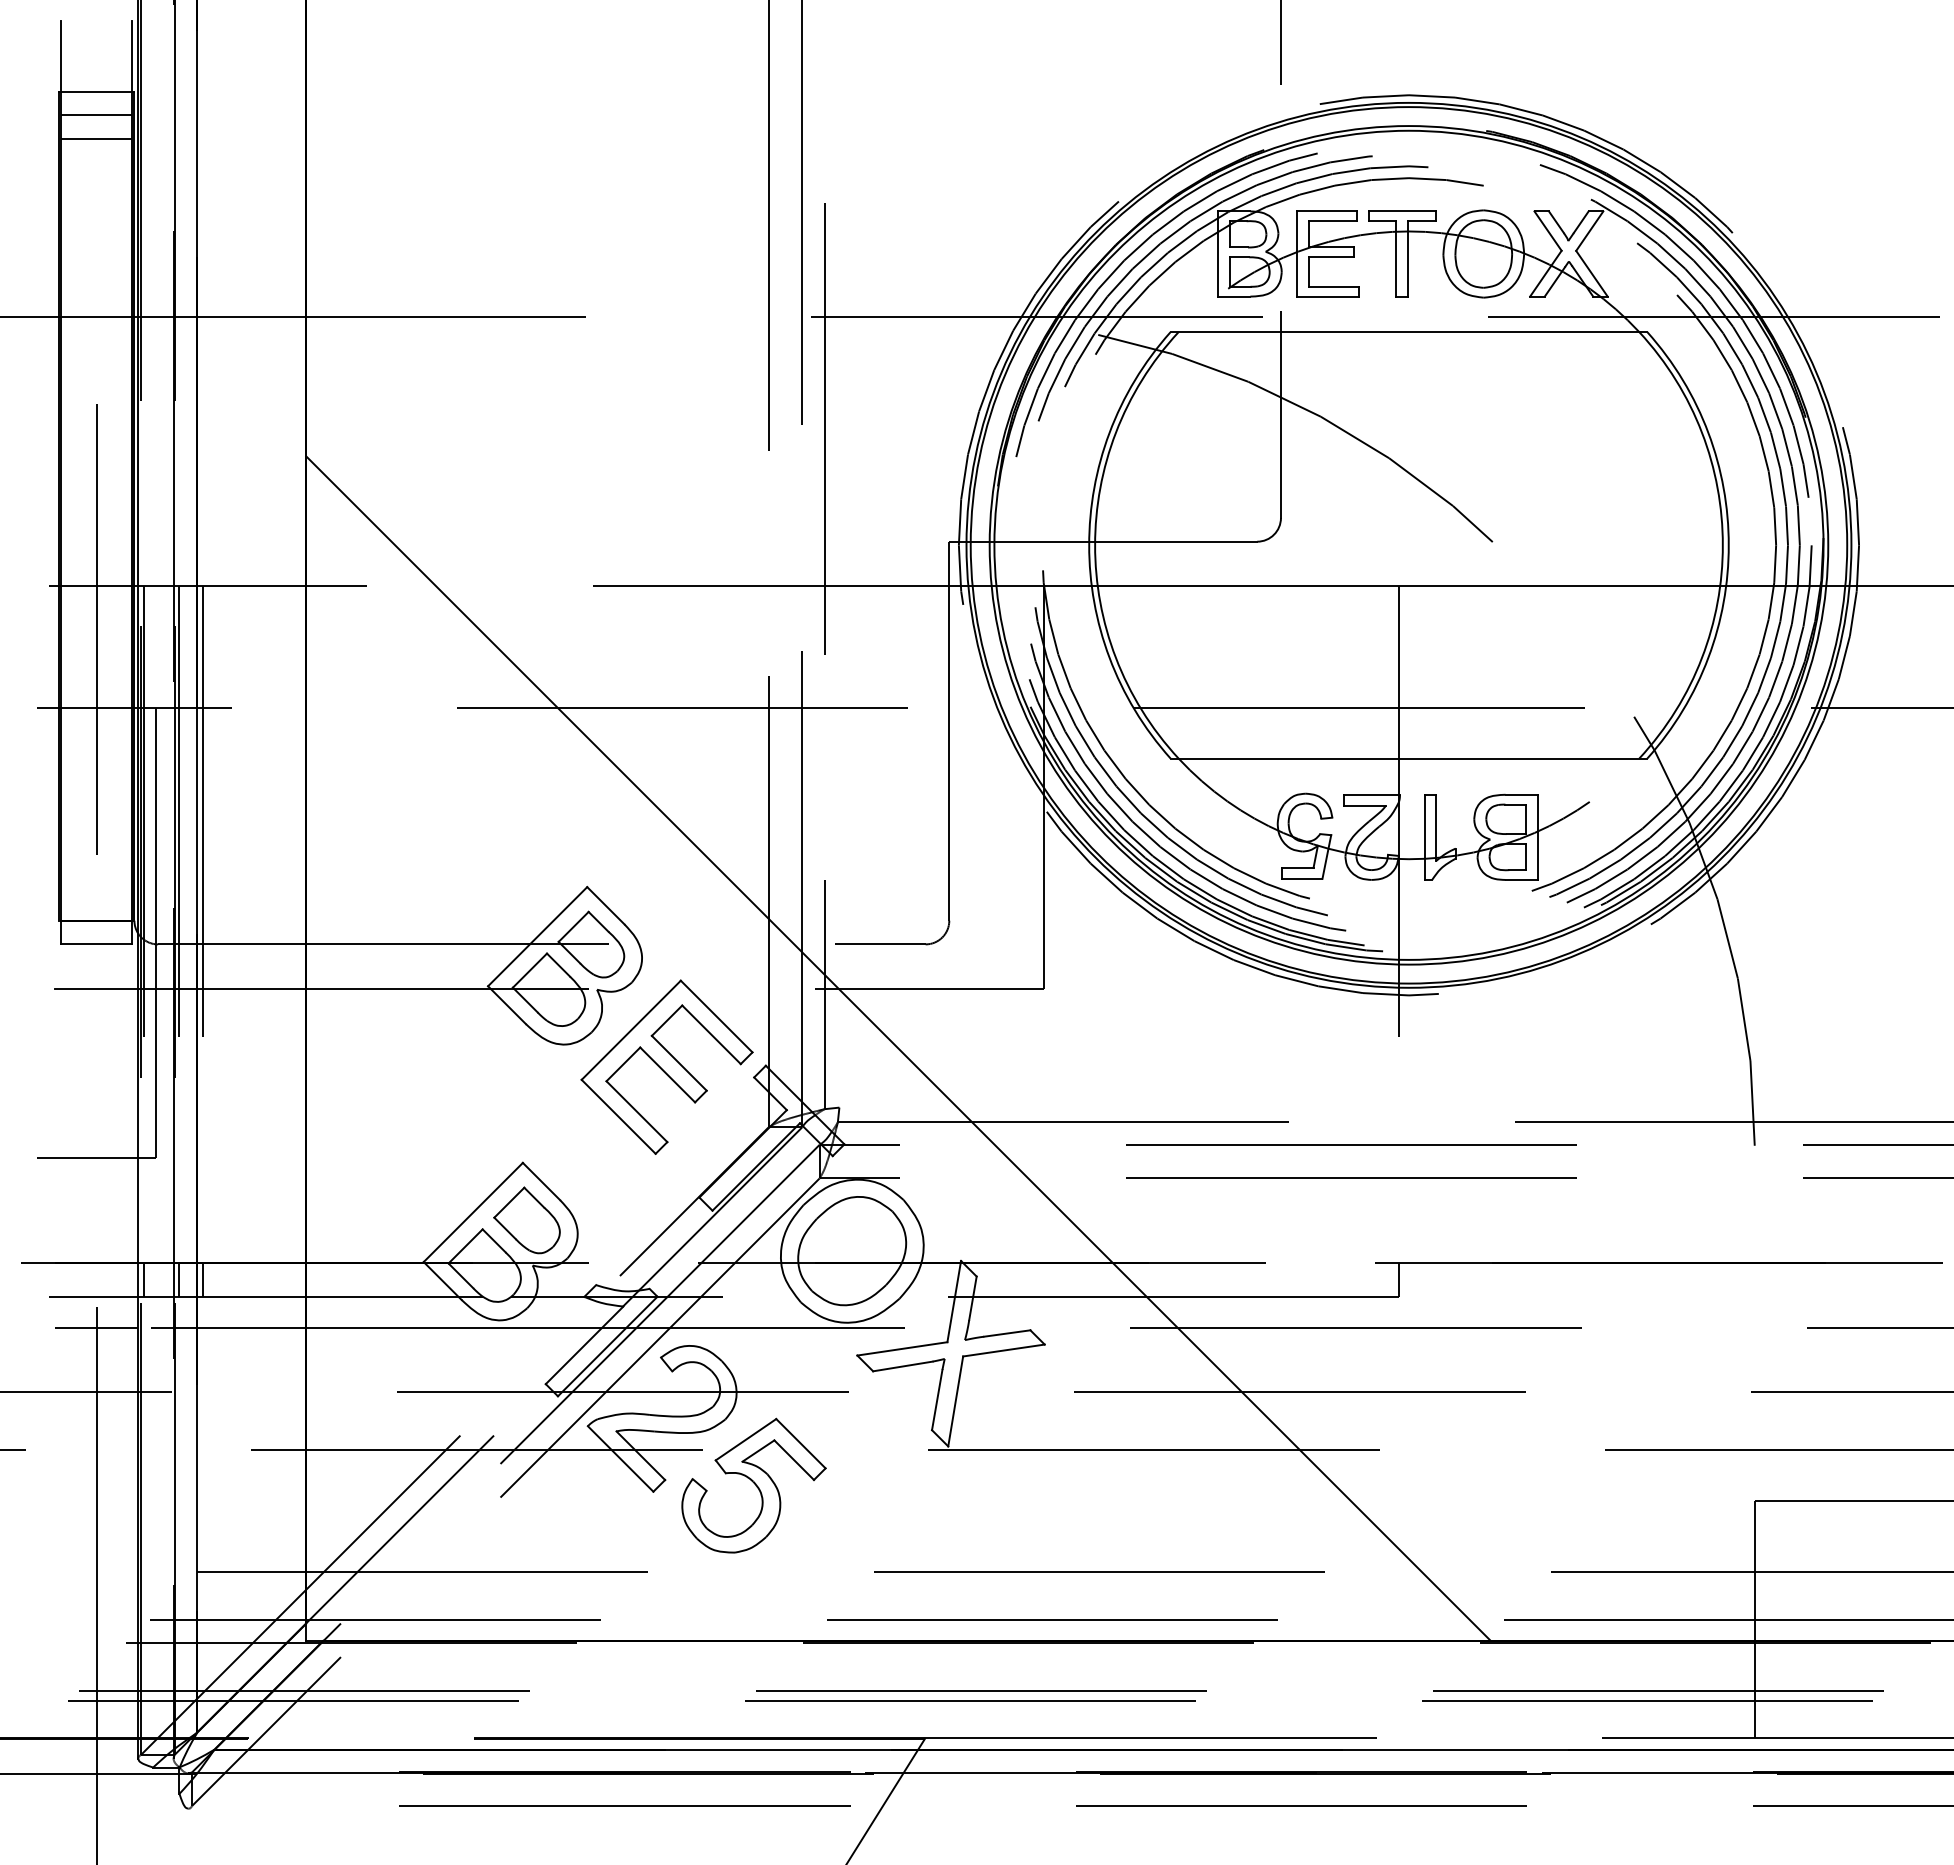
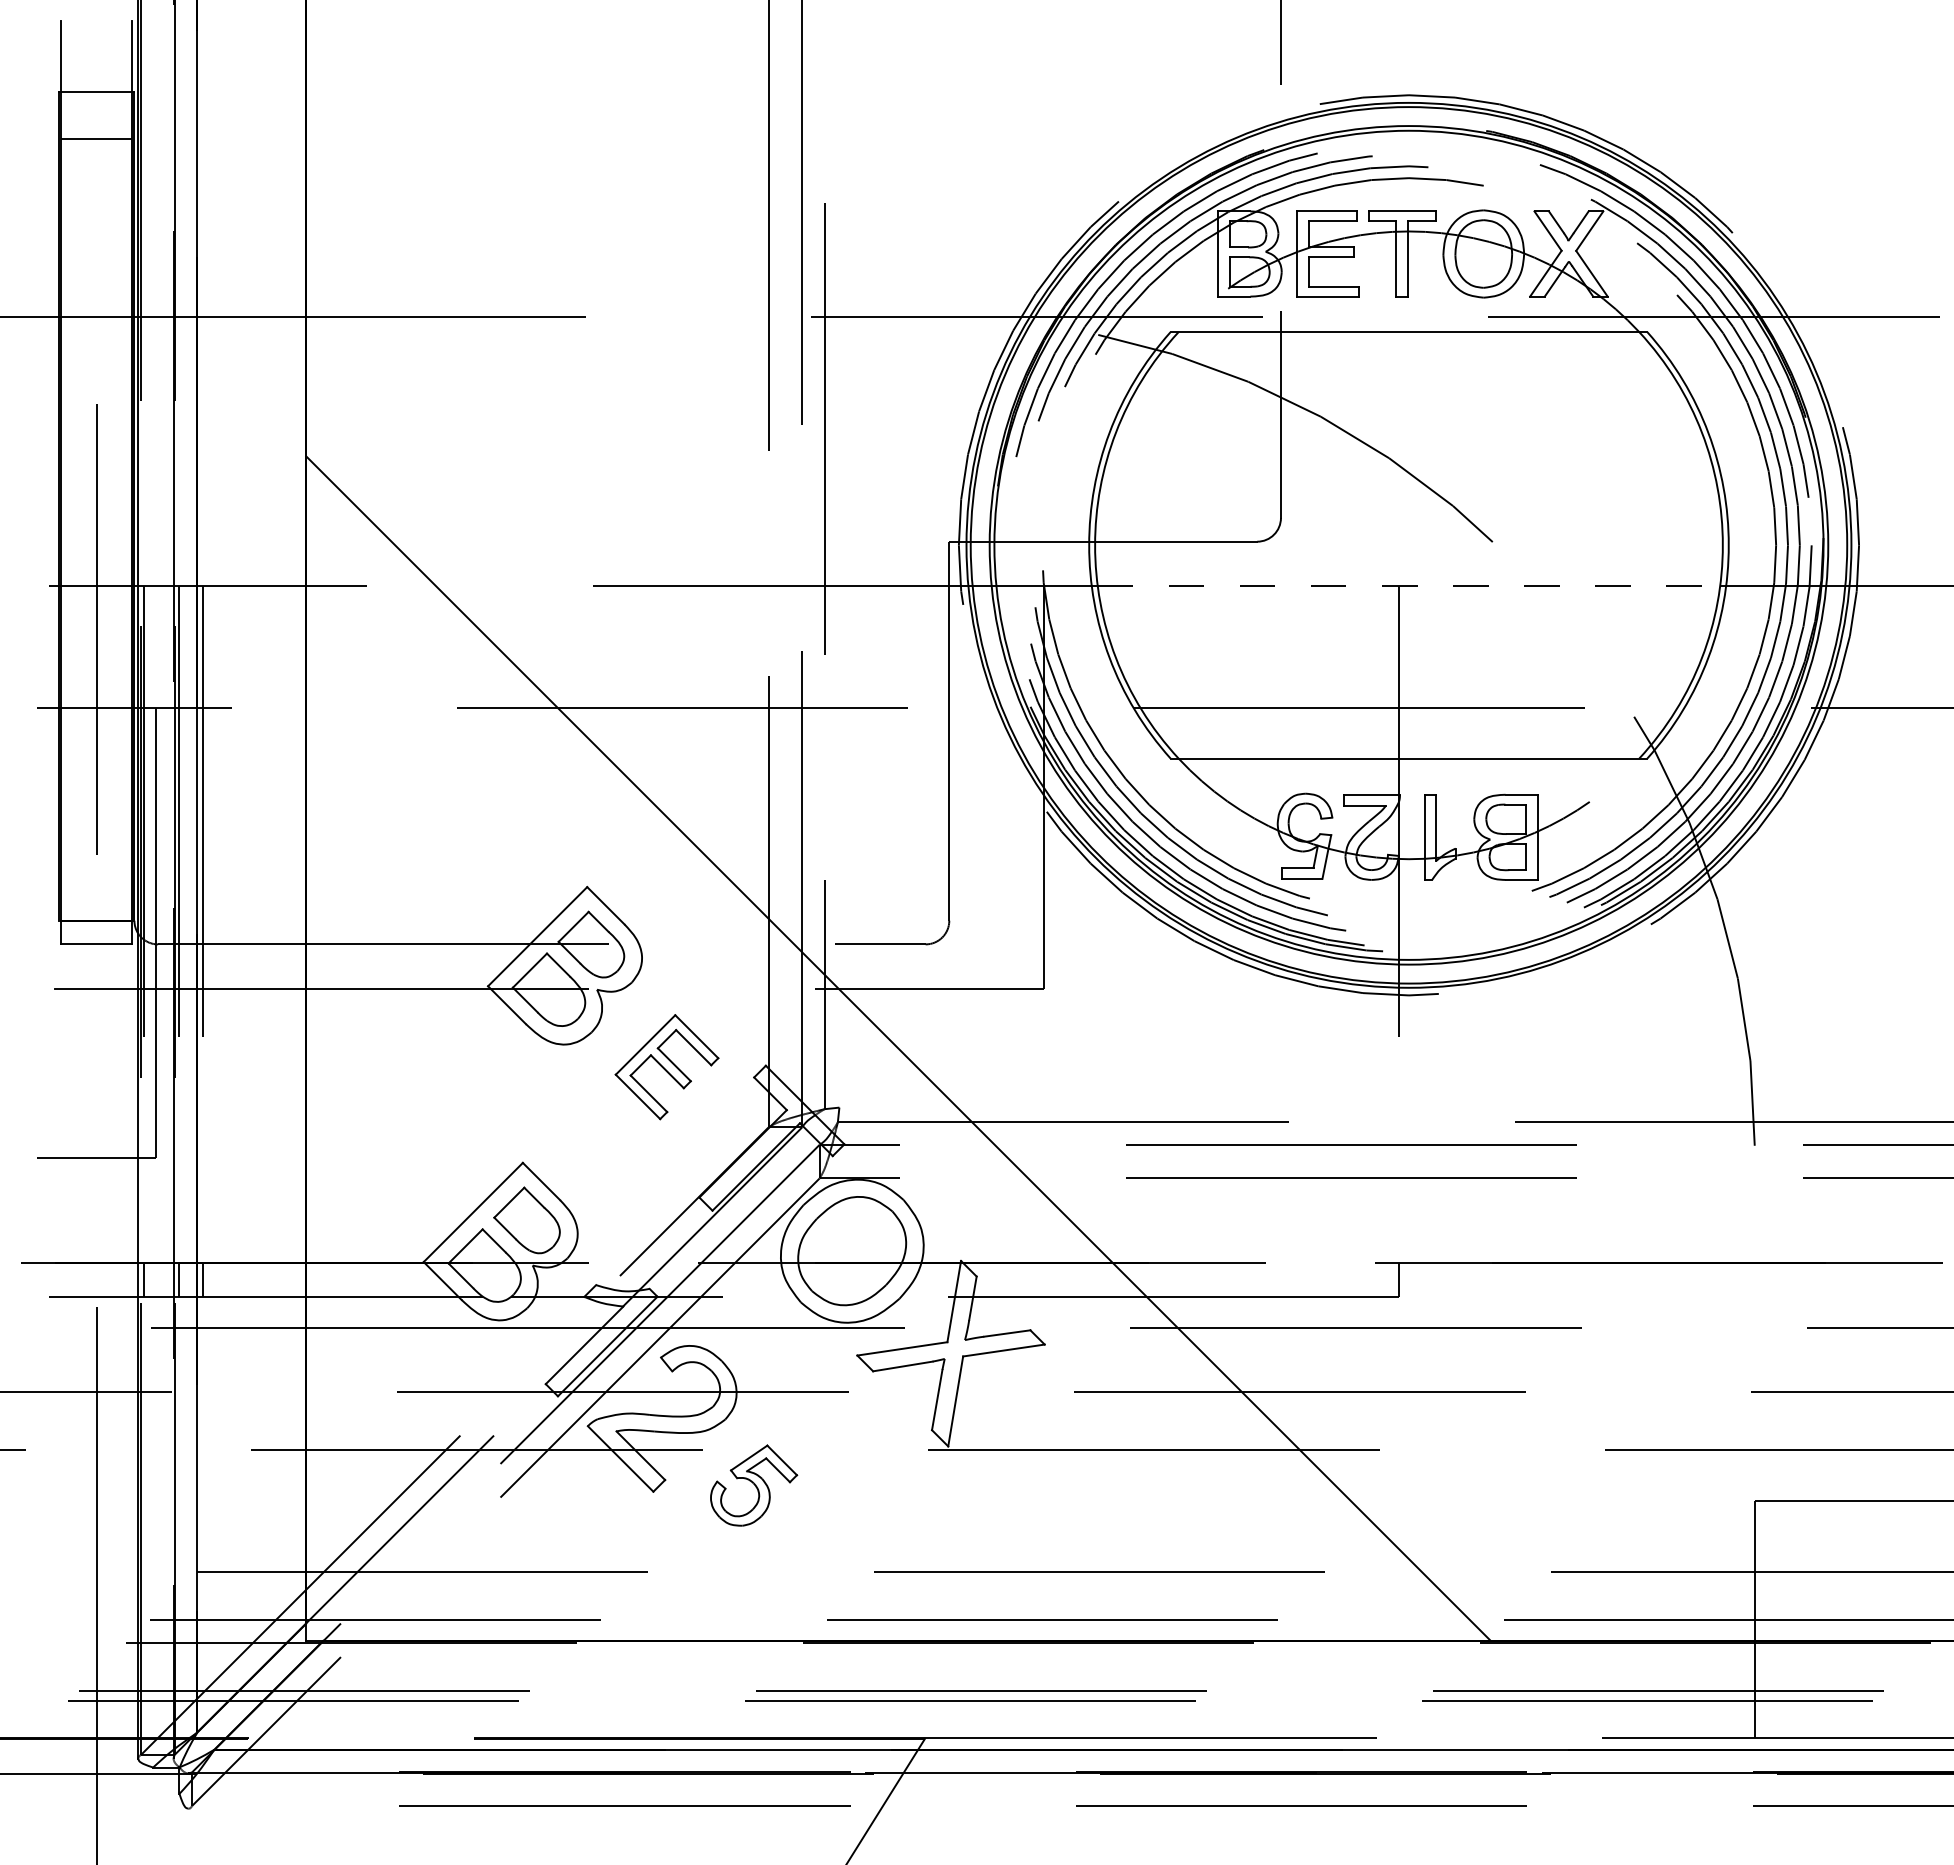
line: present -> none (96, 115)
line: solid -> dashed (1409, 586)
part size: 174x176 px -> 106x107 px (666, 1067)
line: present -> none (96, 1327)
part size: 146x137 px -> 89x83 px (754, 1485)
